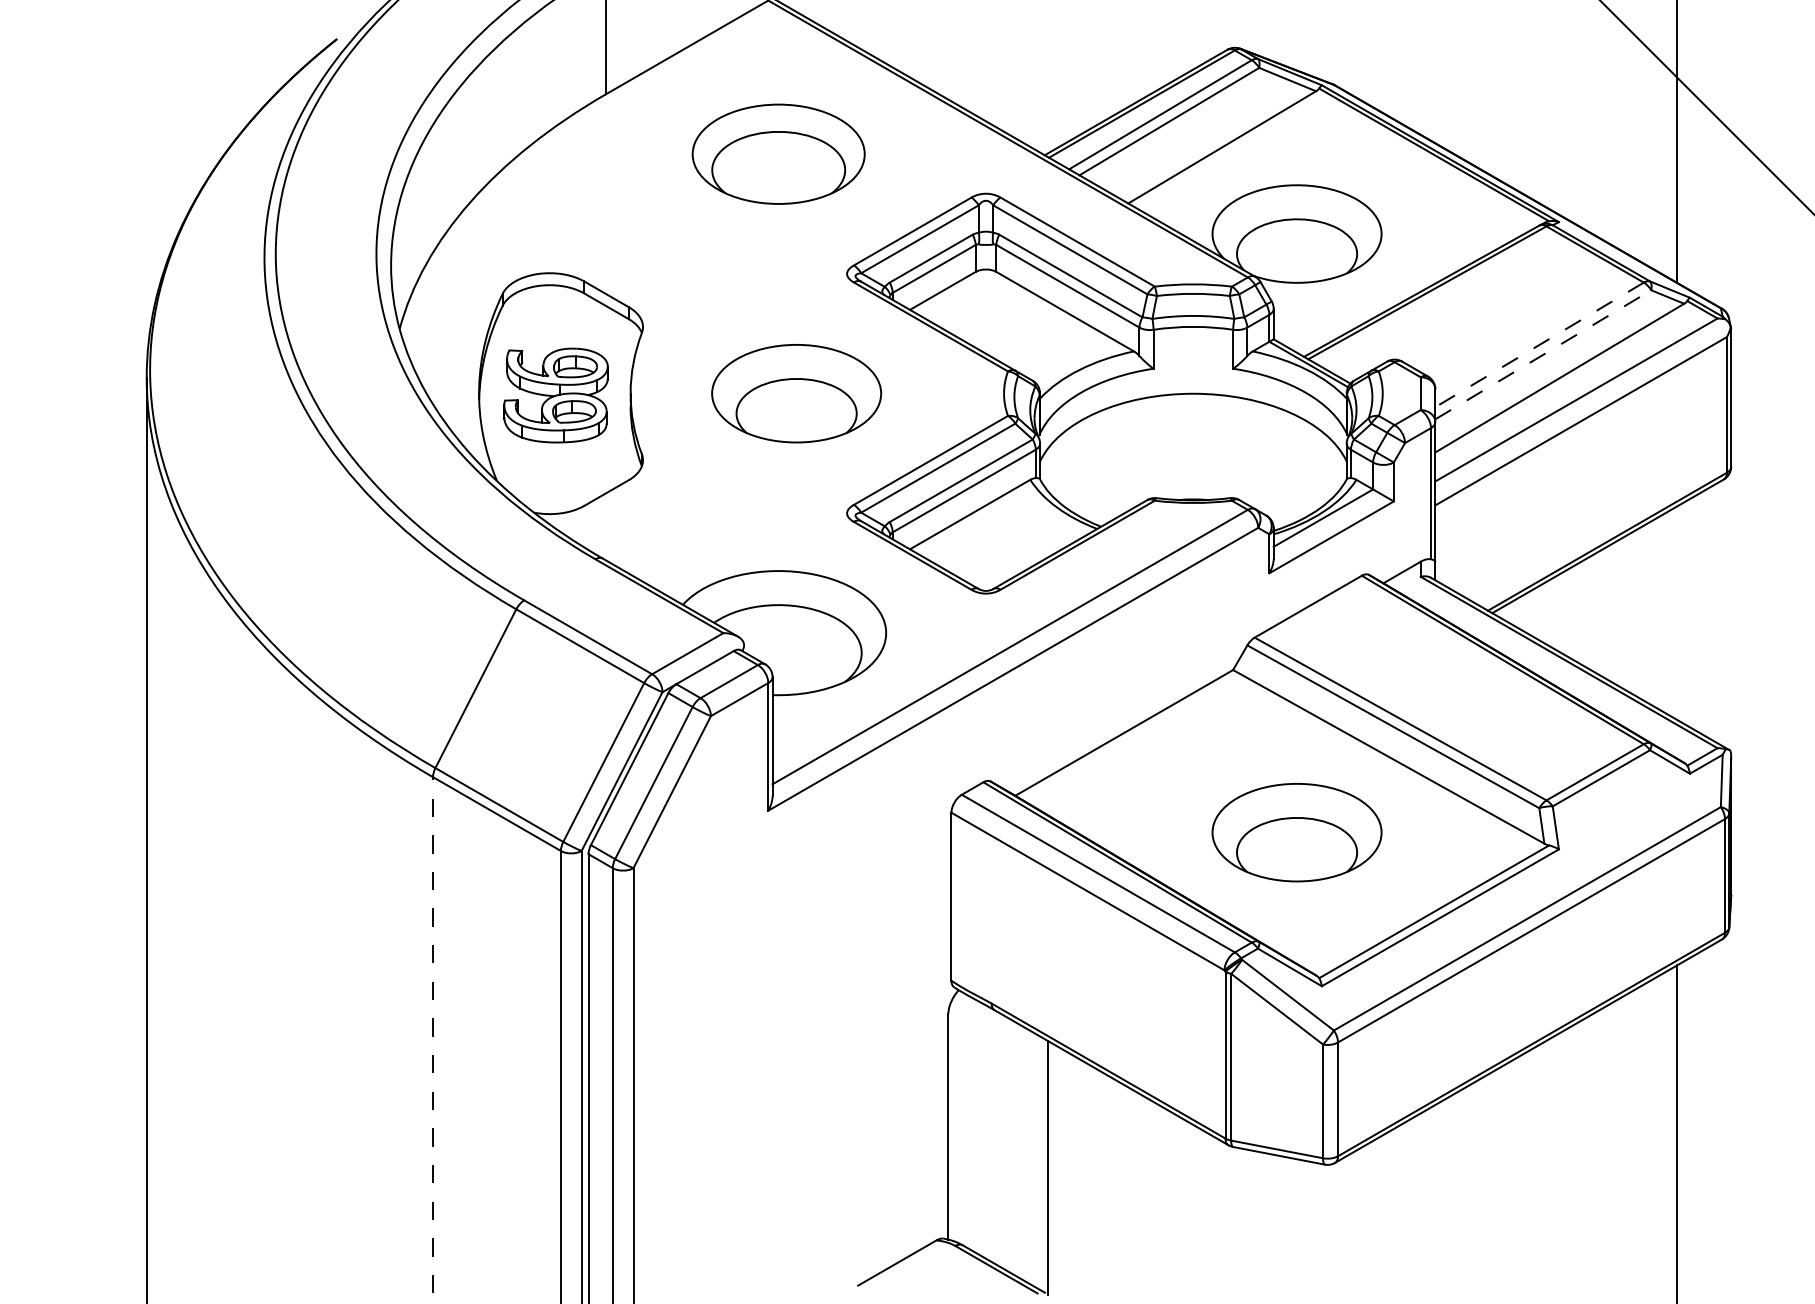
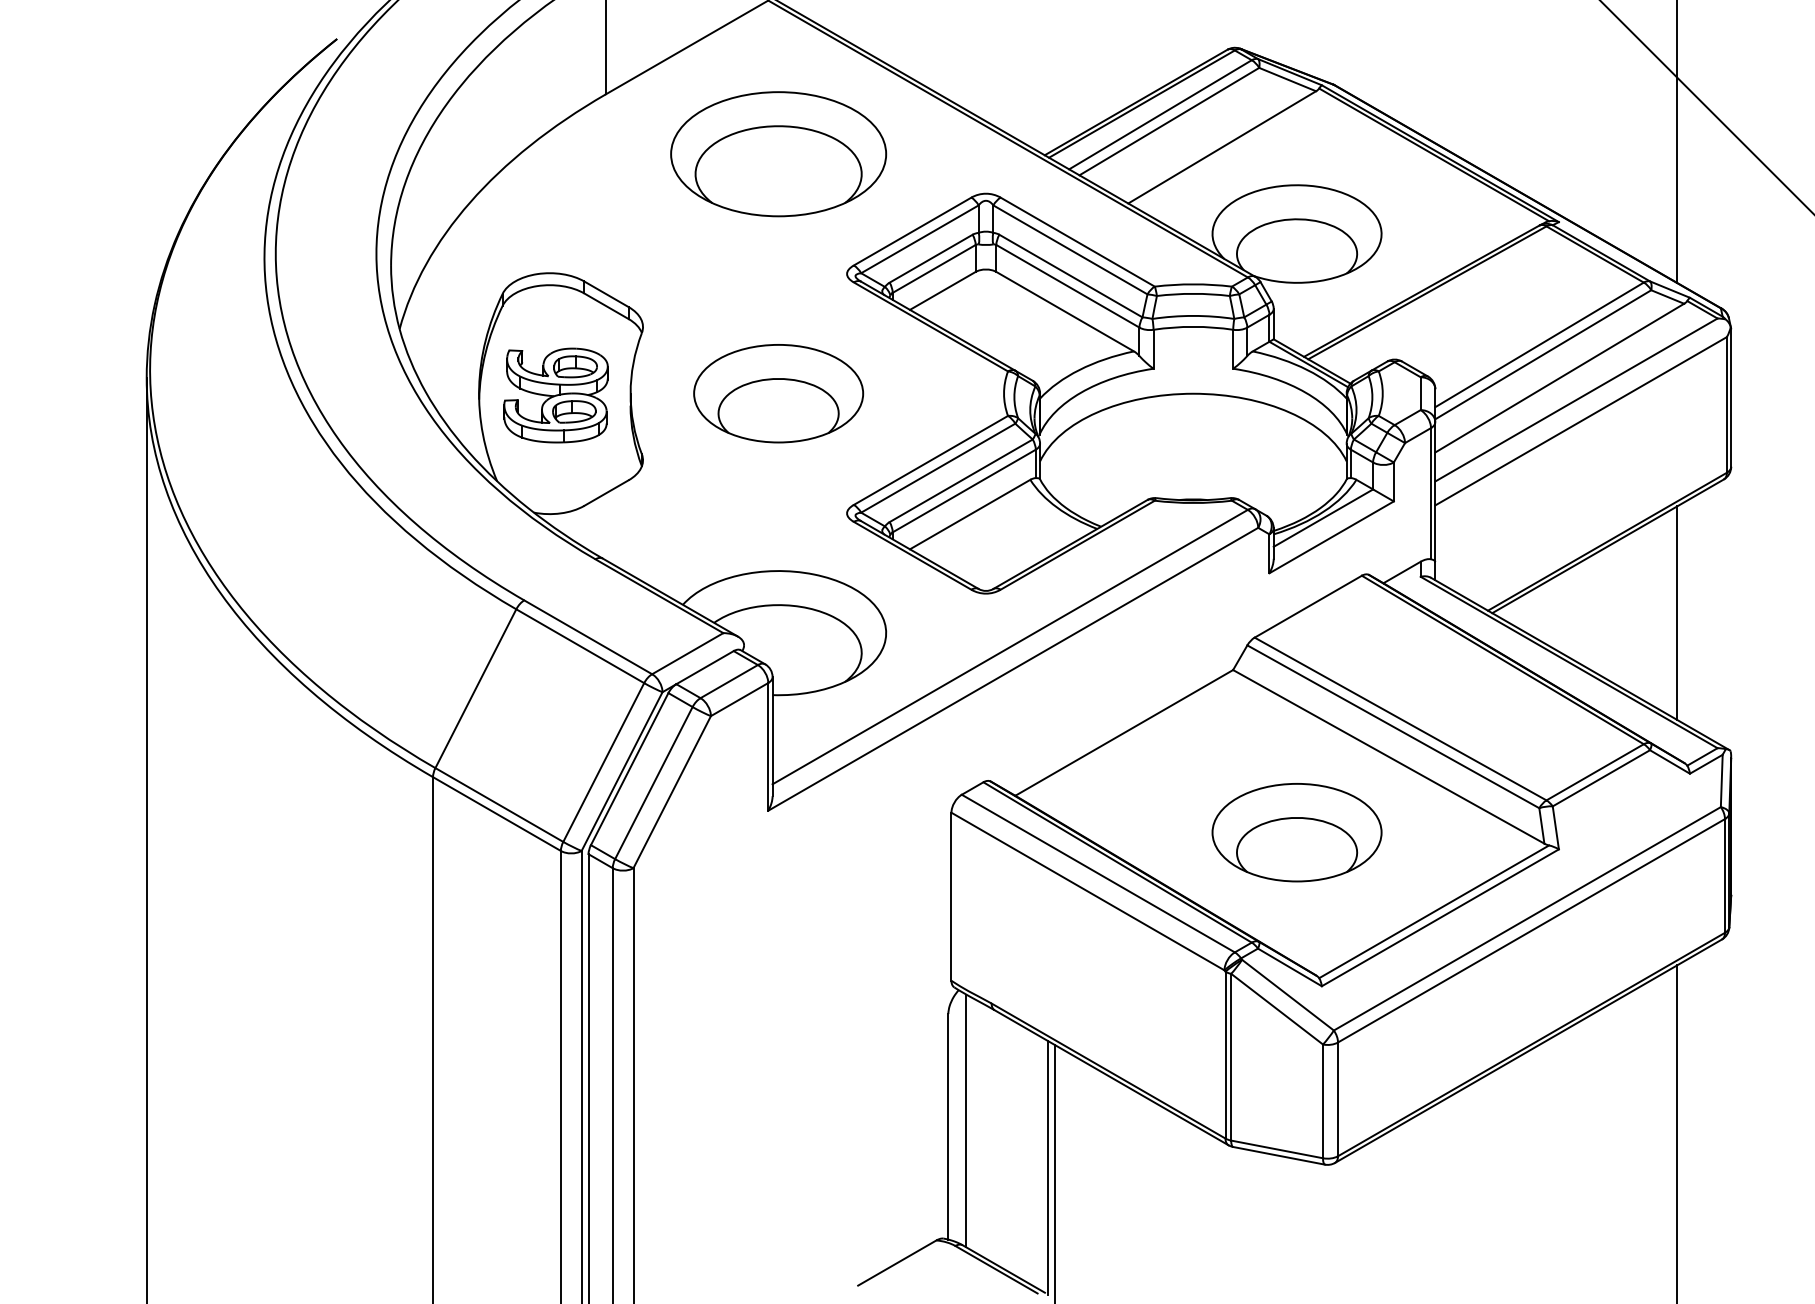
part size: 175x102 px -> 218x127 px (778, 154)
line: dashed -> solid (1539, 345)
line: dashed -> solid (1543, 354)
part position: (796, 393) -> (778, 393) (778, 393)
line: none -> present (1677, 612)
line: dashed -> solid (433, 1040)
line: none -> present (965, 1120)
line: none -> present (1055, 1172)
